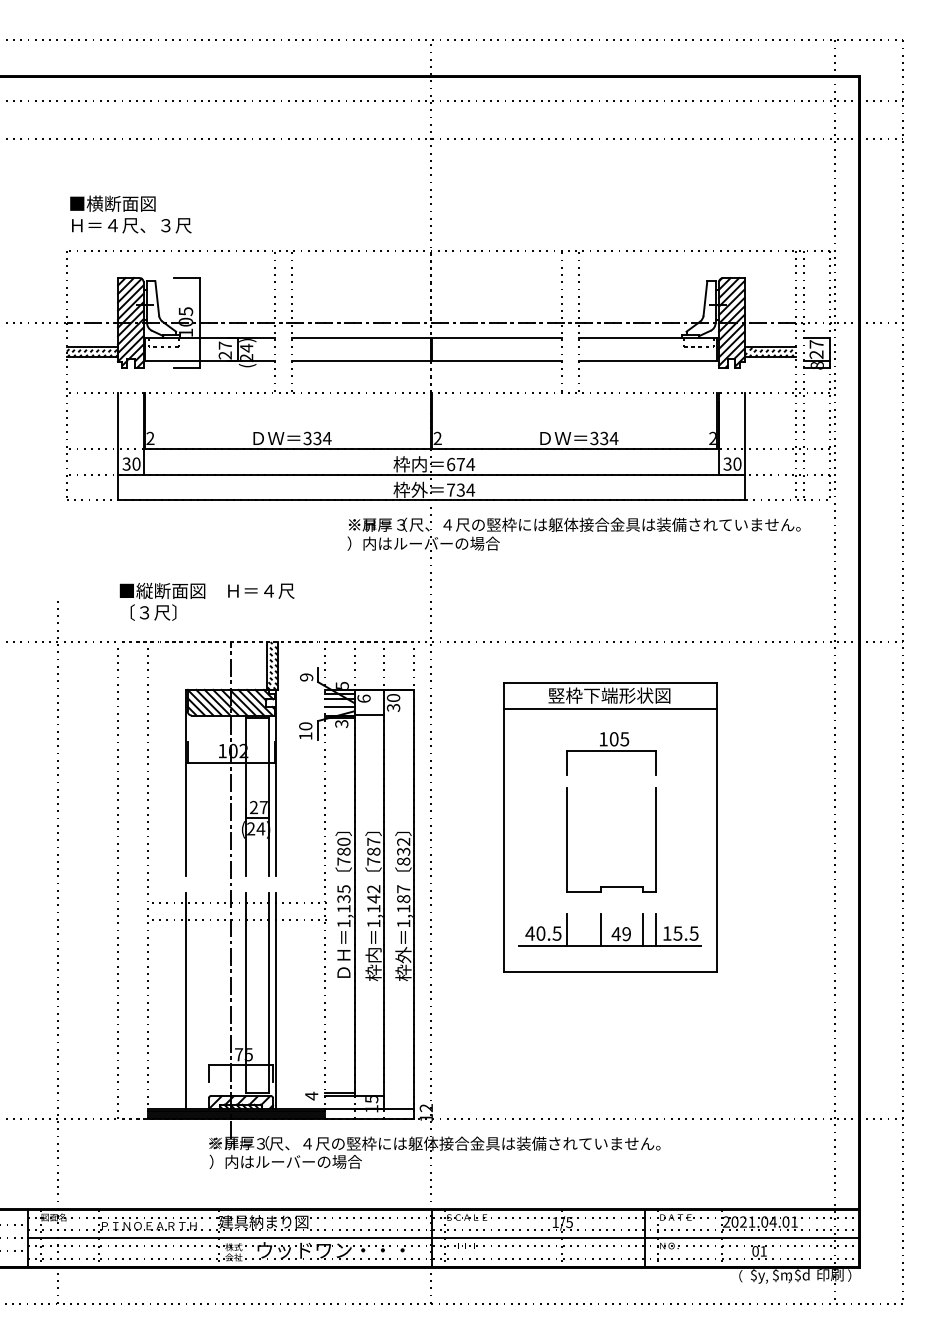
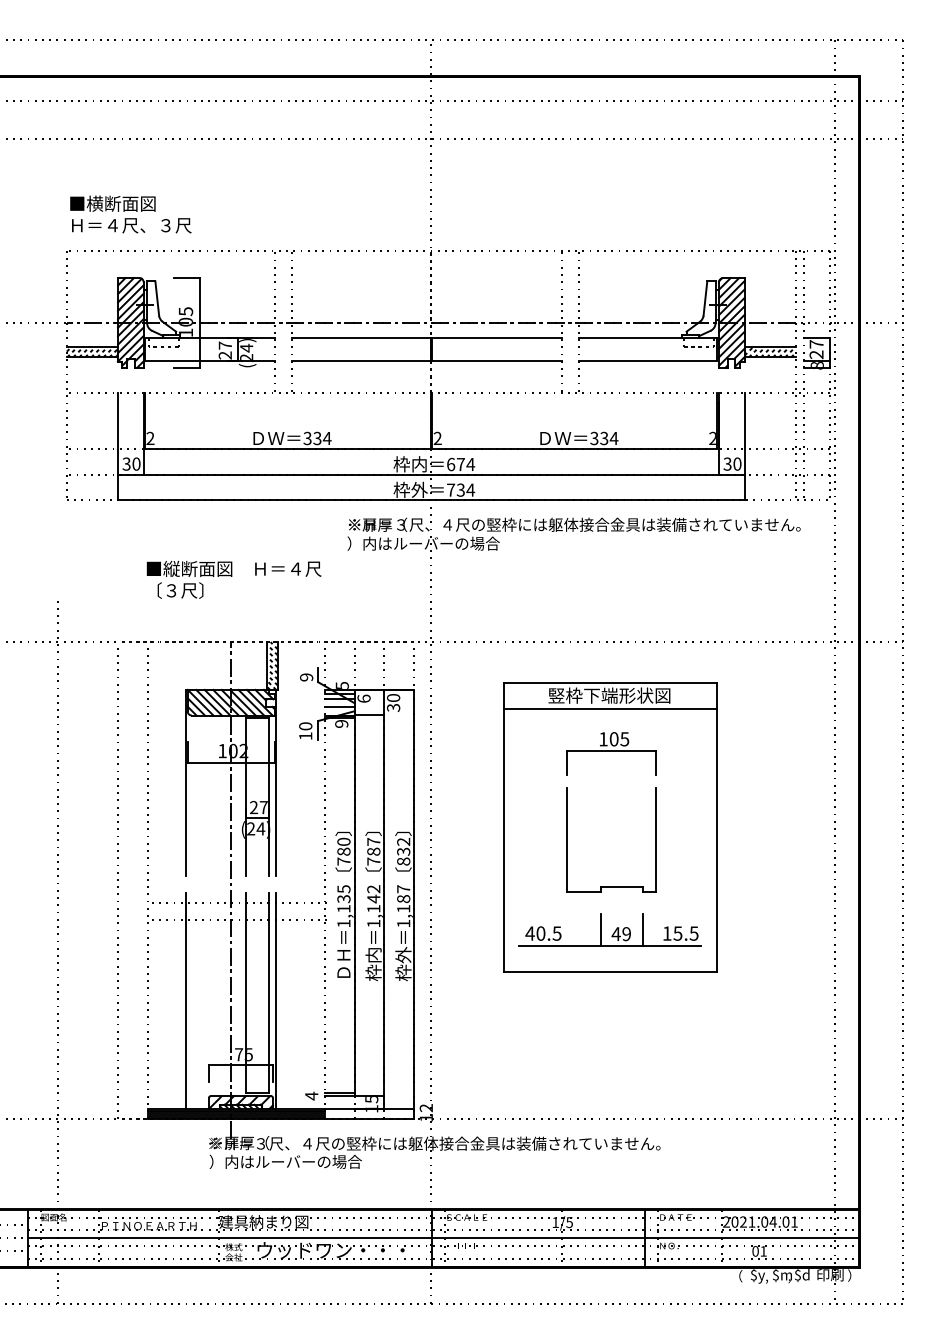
text position: (206, 601) -> (233, 579) (233, 579)
text: 3 -> 9 (341, 724)
line: present -> none (566, 929)
line: present -> none (656, 929)
